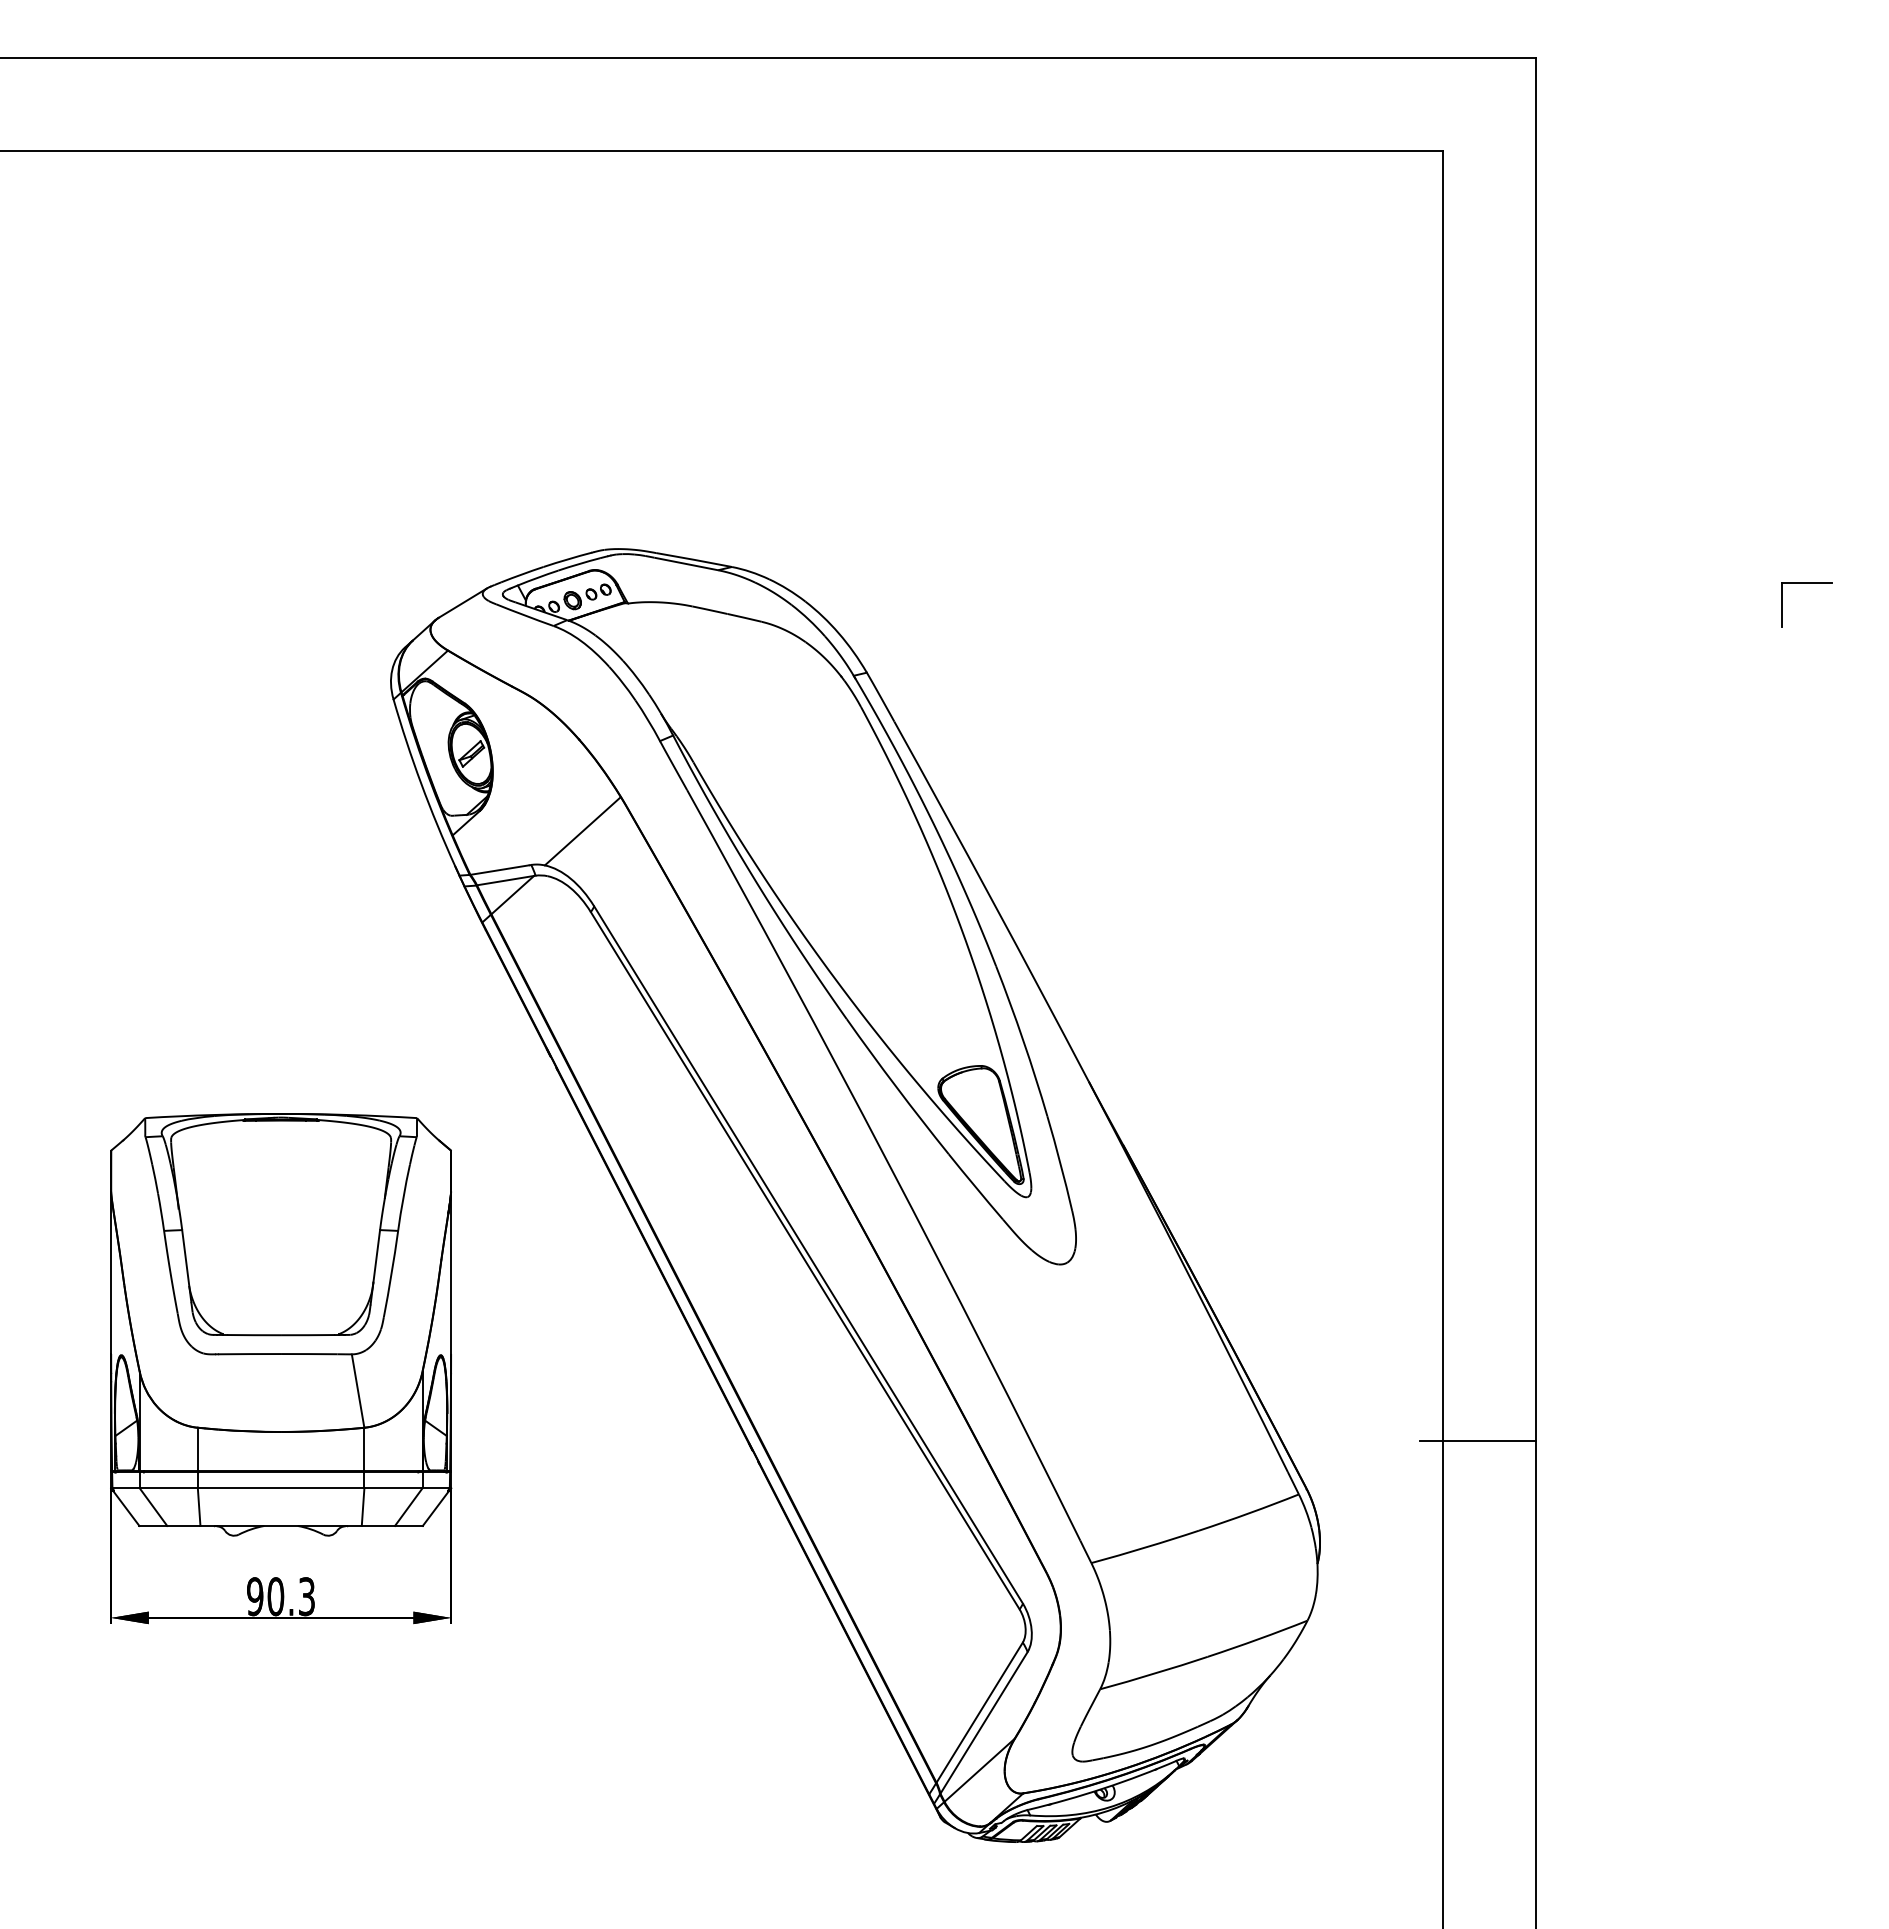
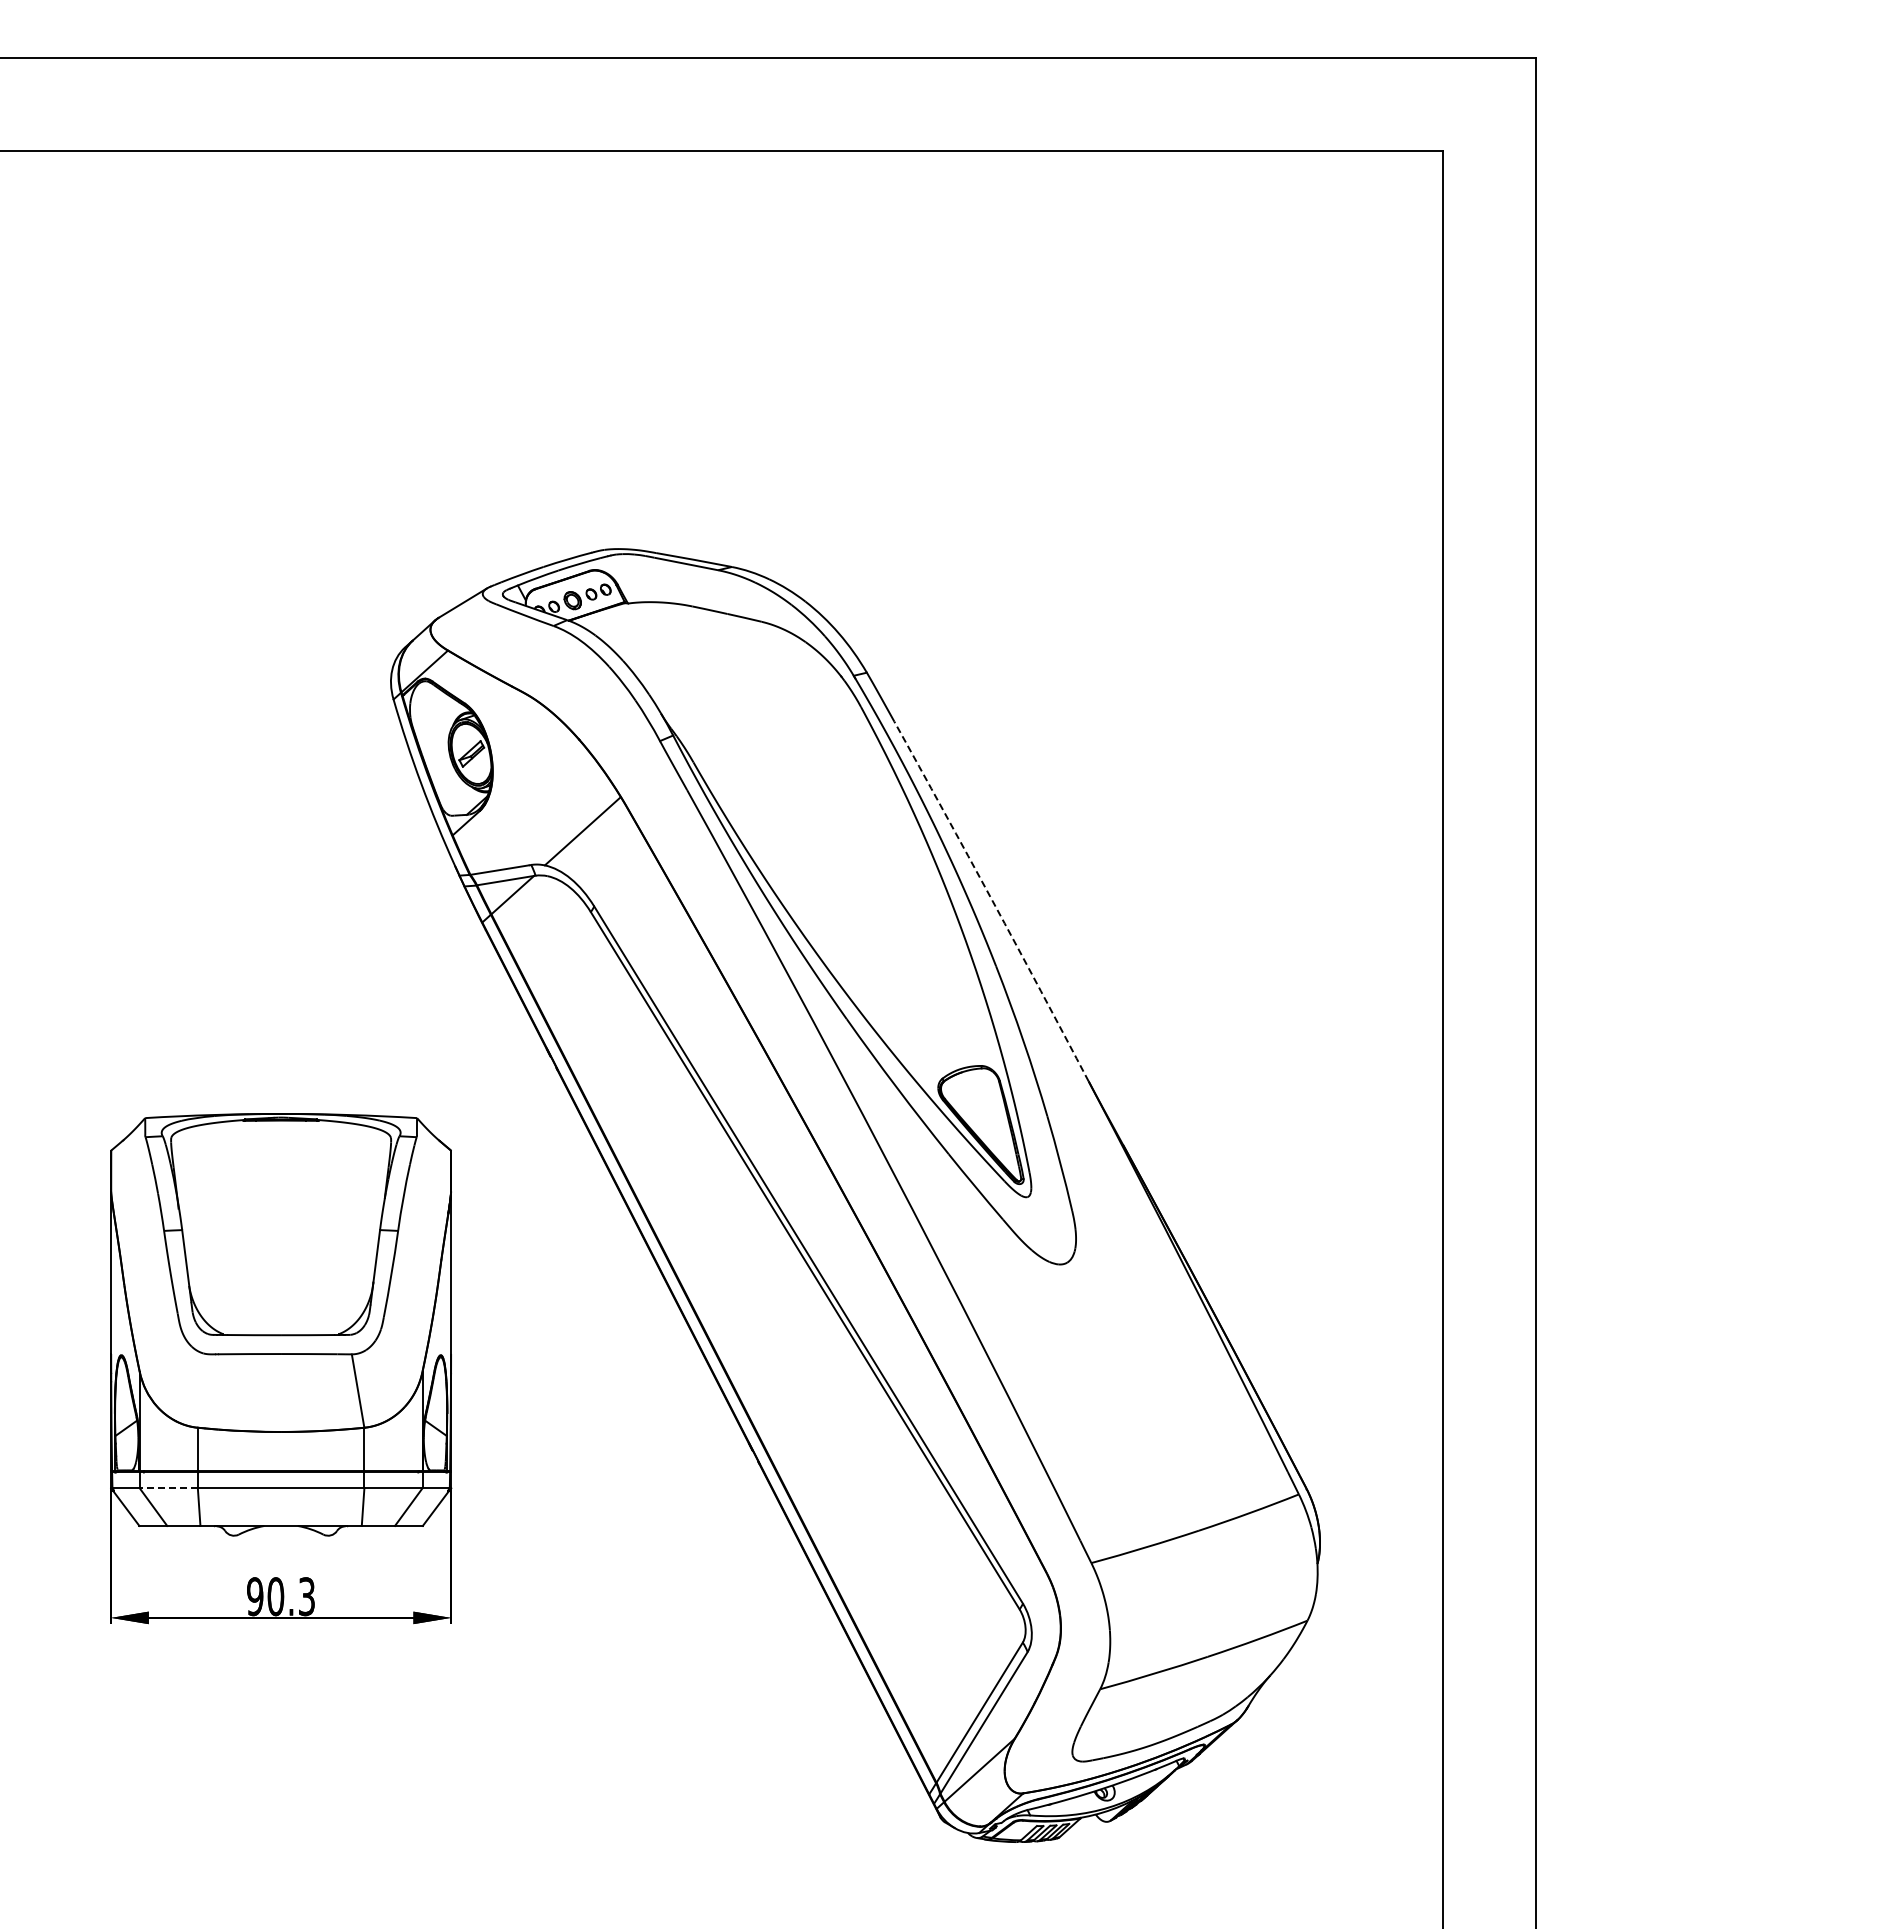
part: present -> none (1806, 583)
arc: solid -> dashed (992, 900)
line: present -> none (1477, 1441)
line: solid -> dashed (168, 1488)
